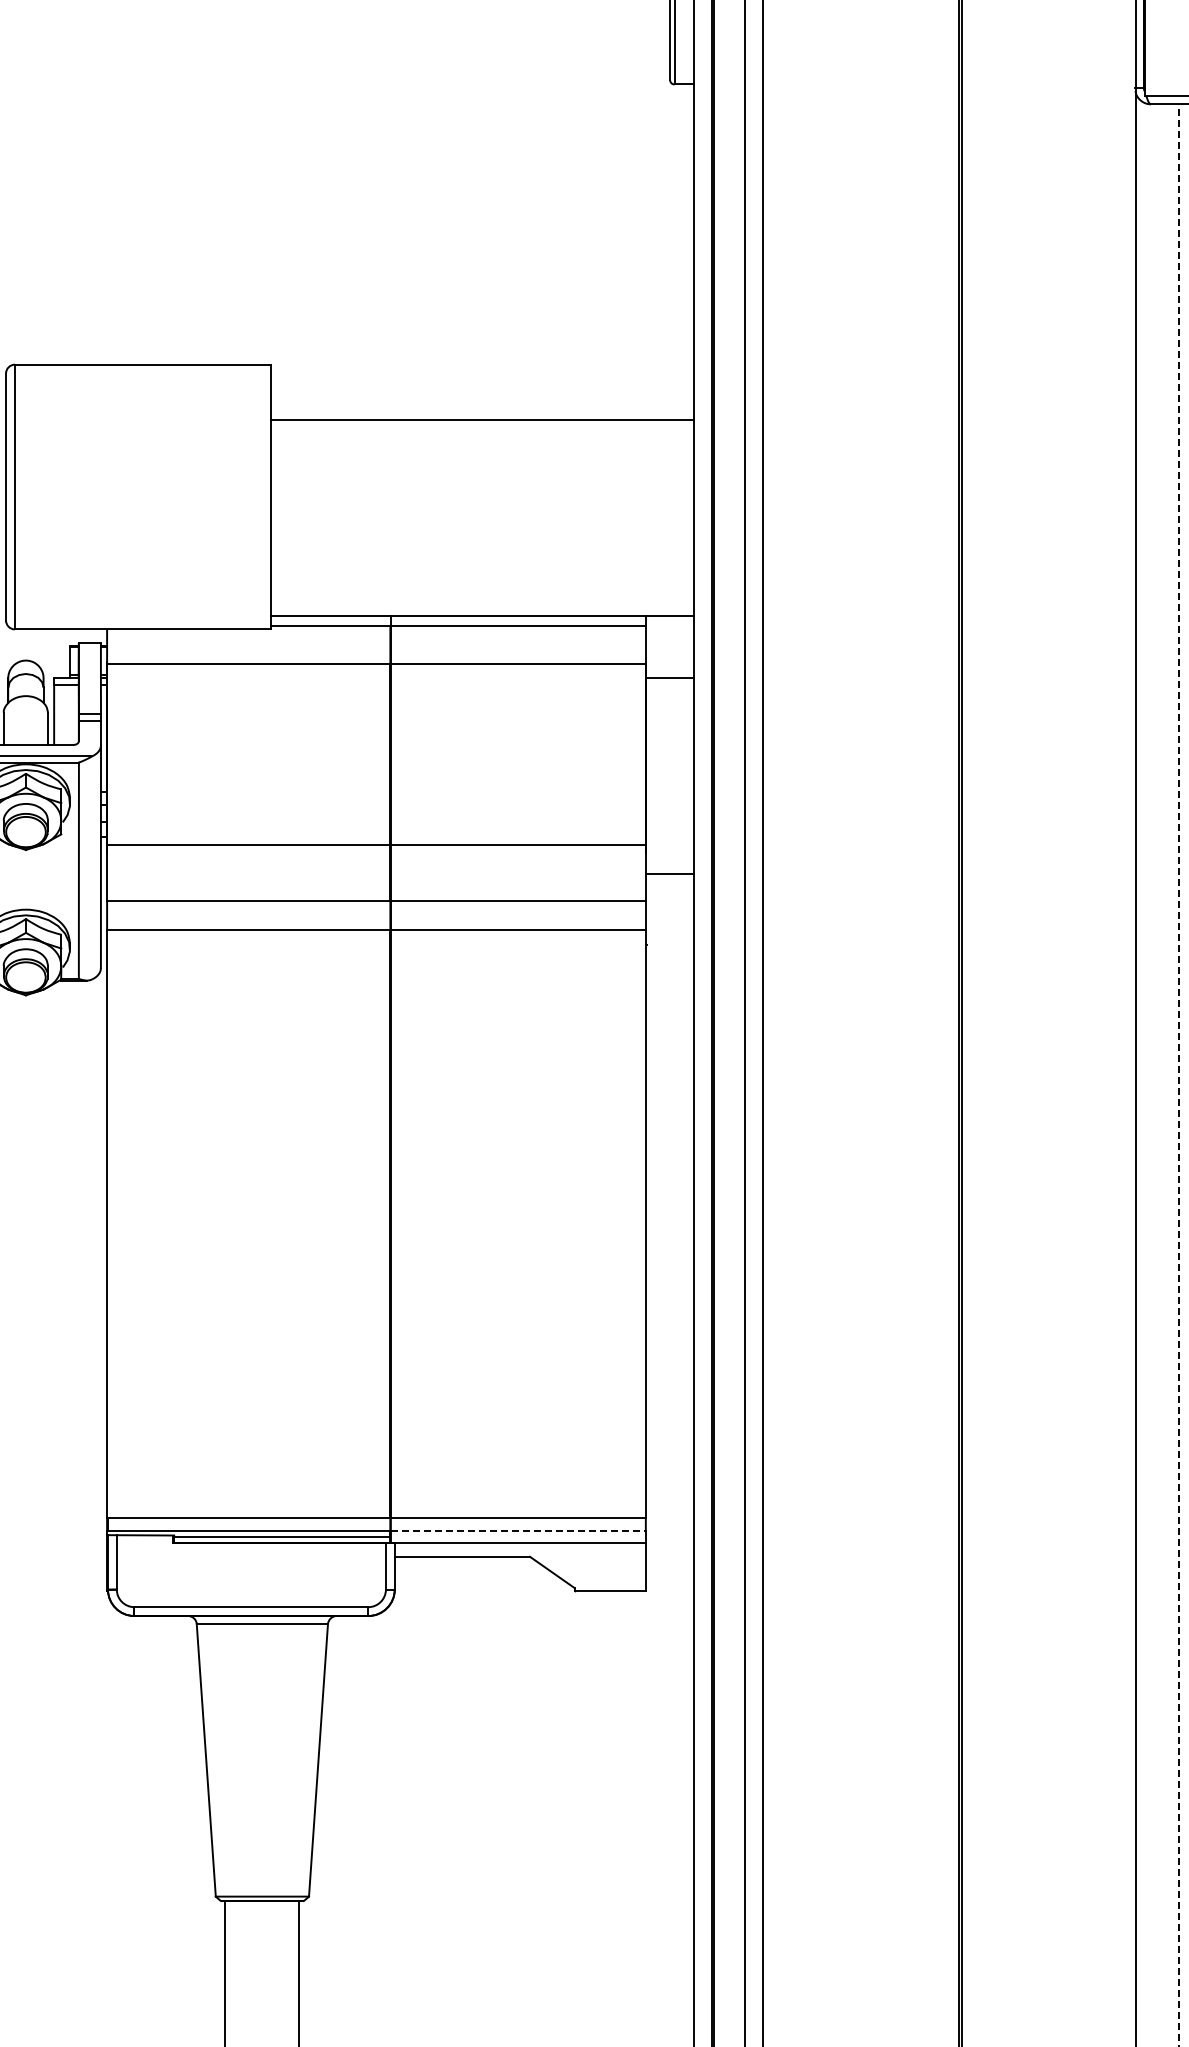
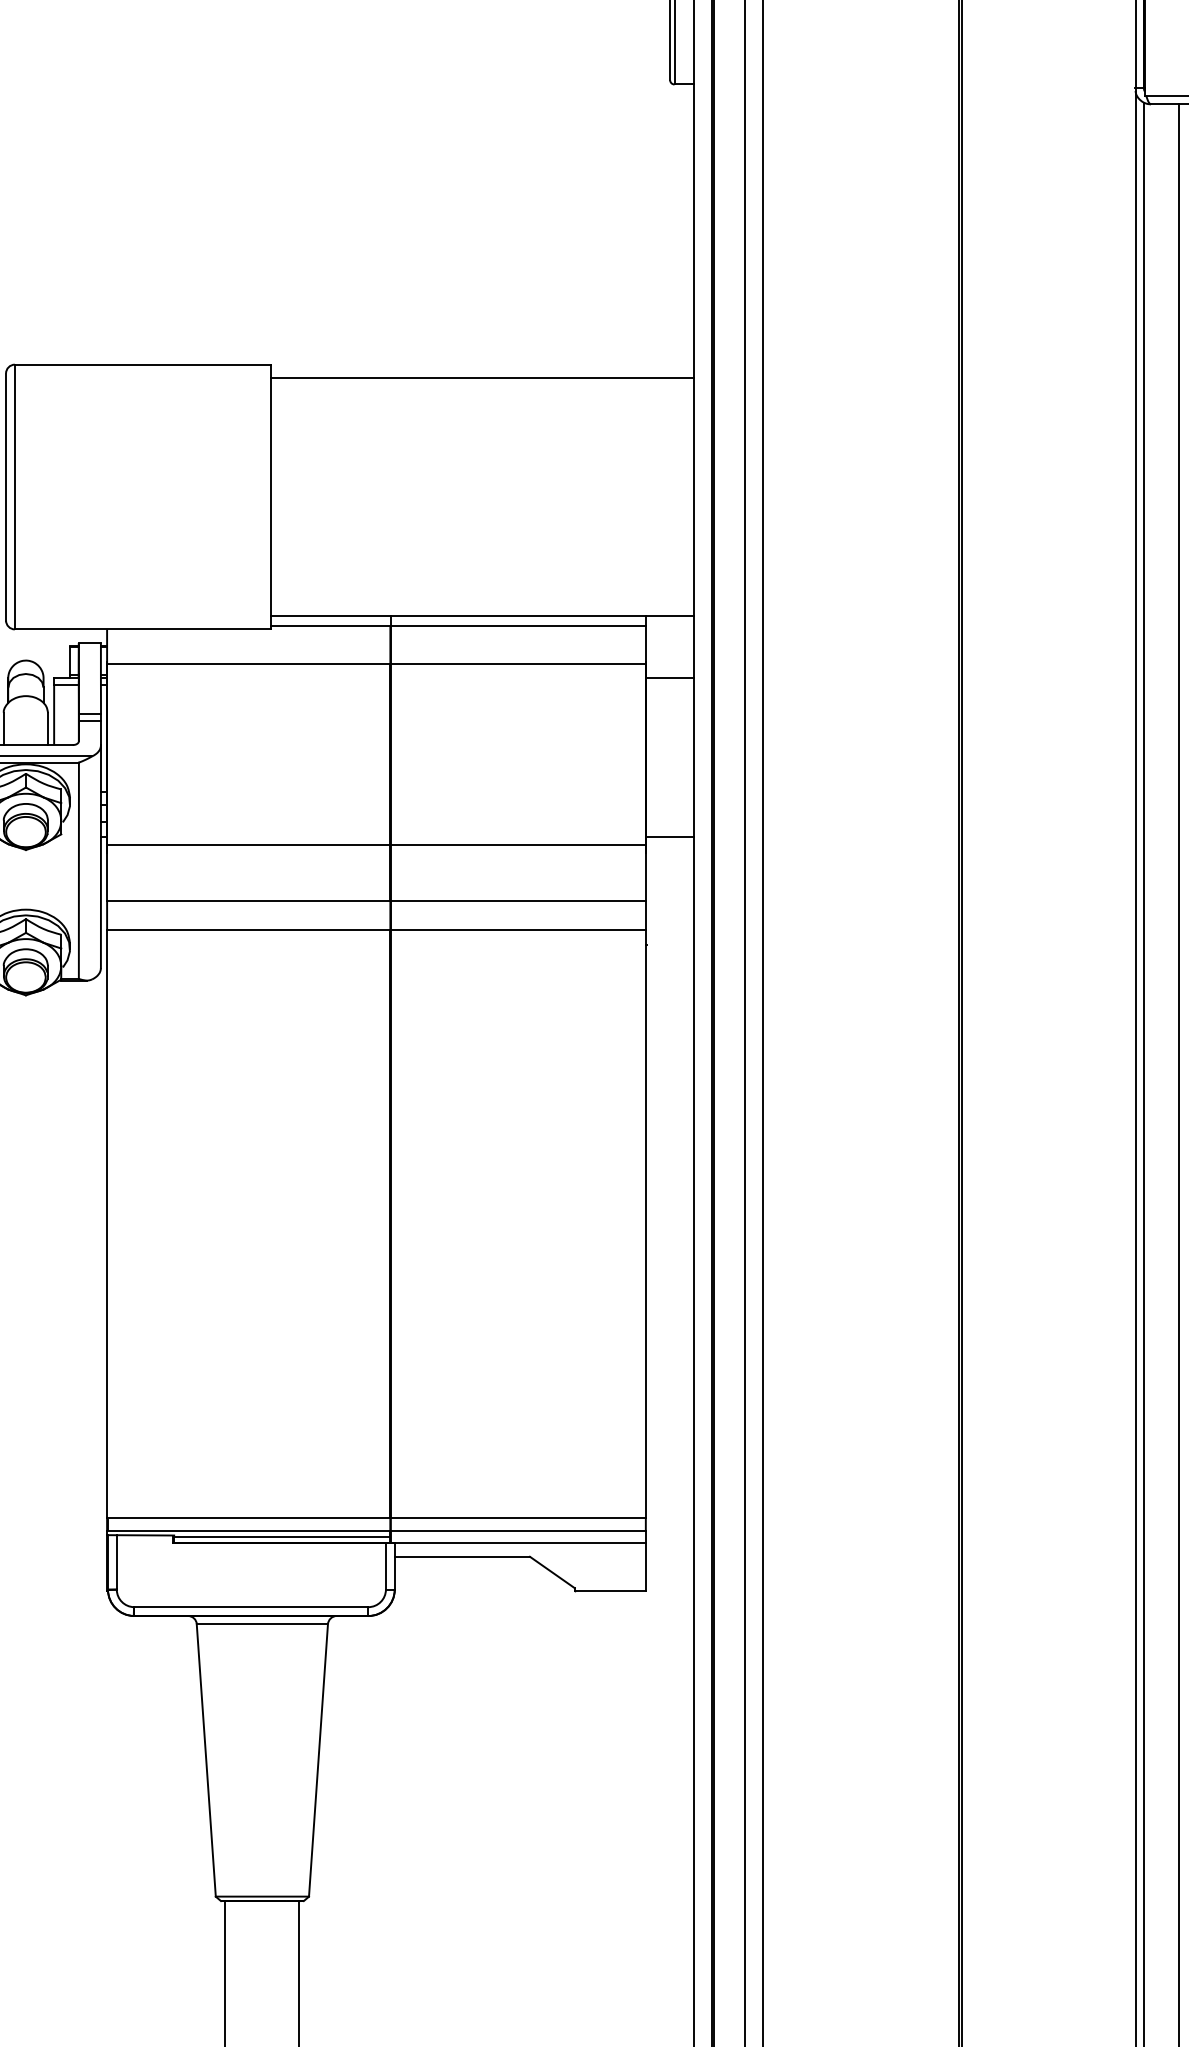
line position: (482, 419) -> (482, 377) (482, 377)
line position: (669, 874) -> (669, 837) (669, 837)
line: none -> present (1144, 1072)
line: dashed -> solid (1179, 1075)
line: dashed -> solid (518, 1531)
